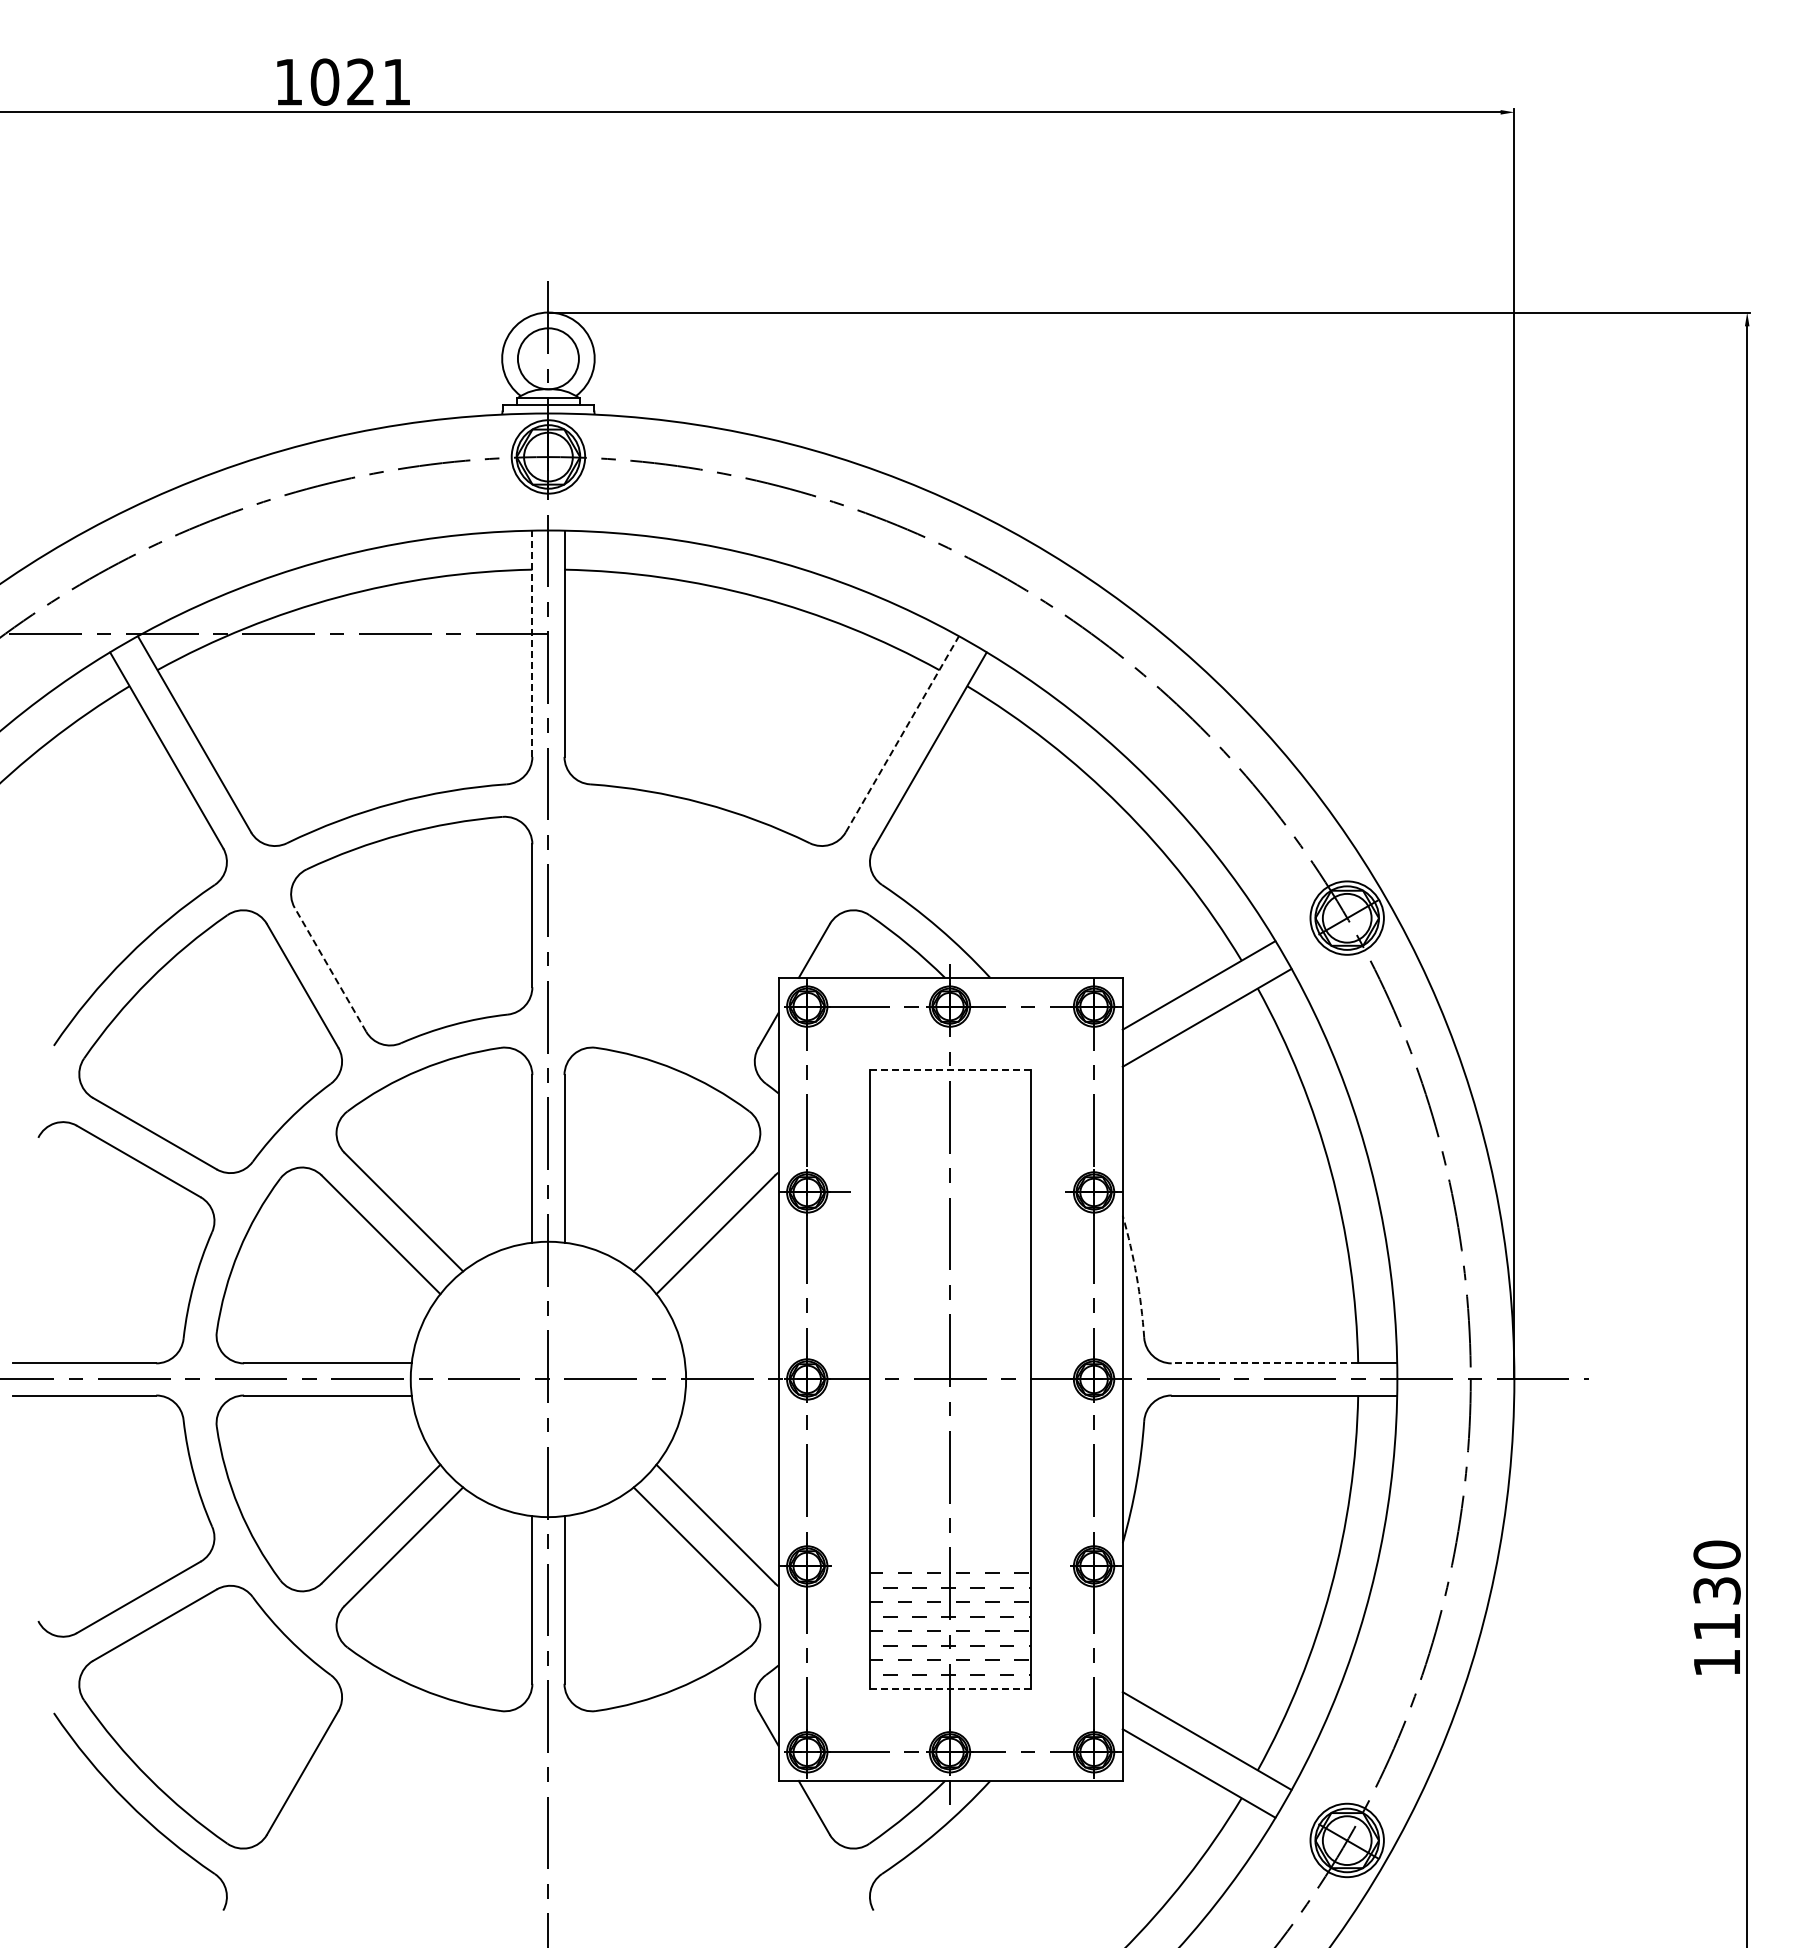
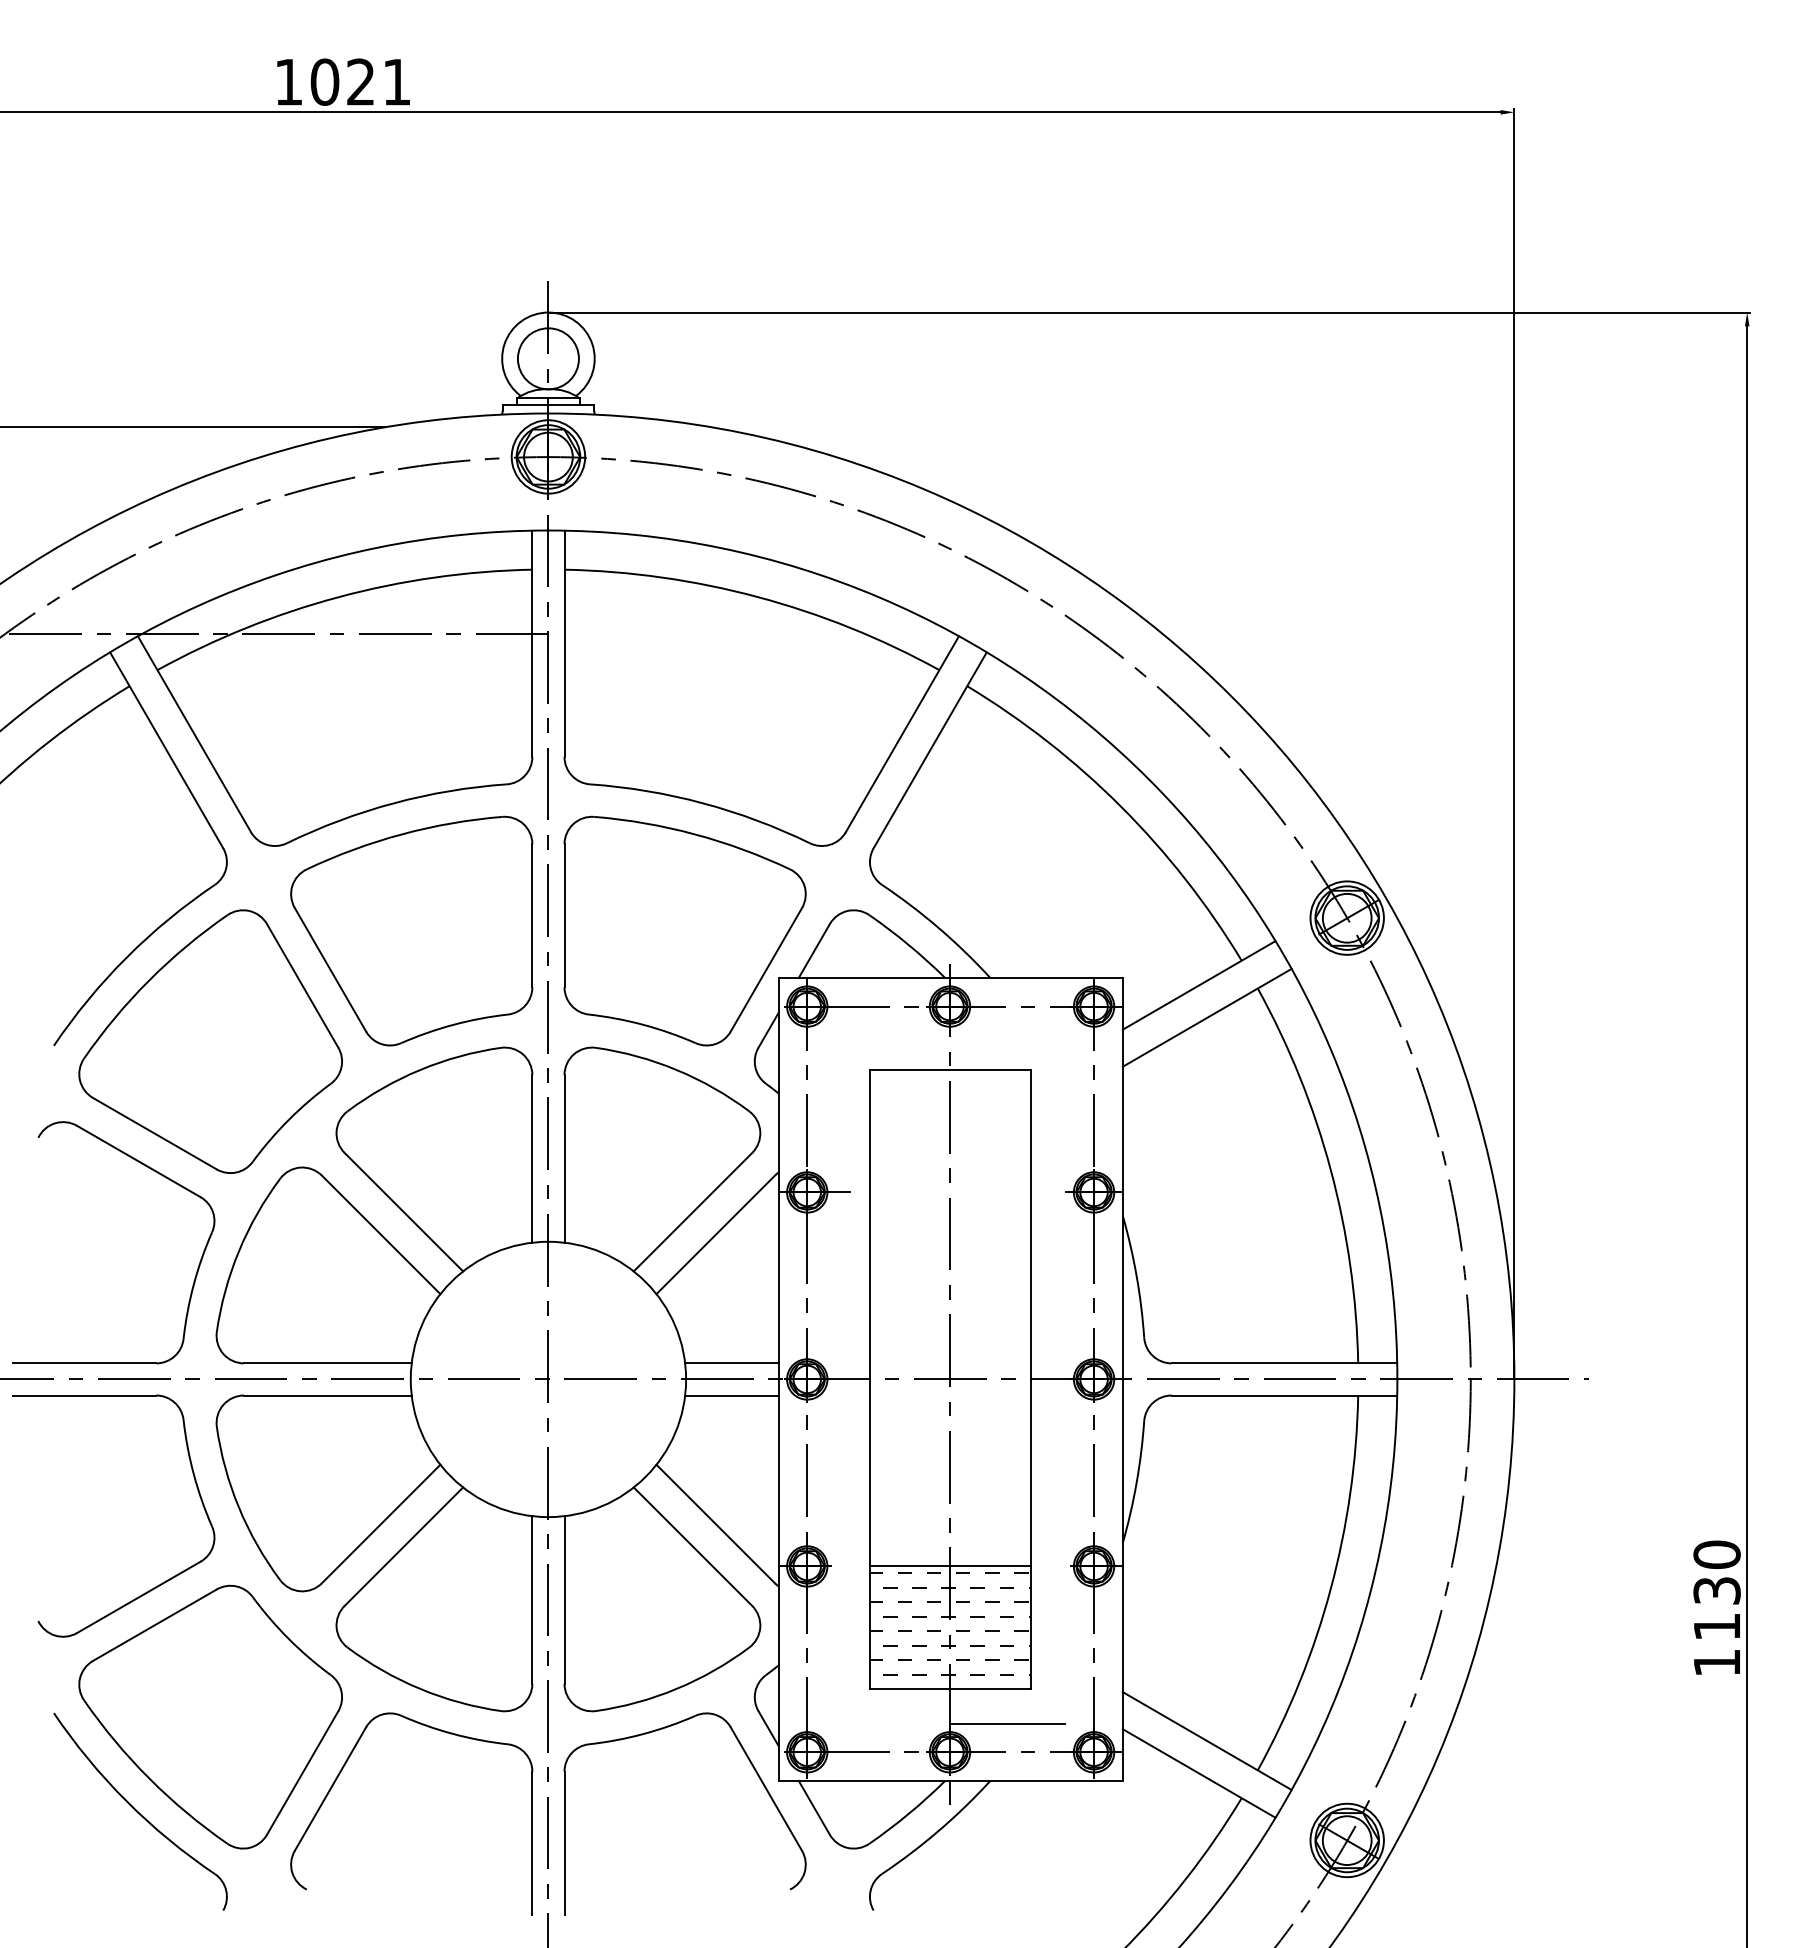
line: none -> present (193, 427)
line: dashed -> solid (532, 643)
line: dashed -> solid (902, 733)
part: none -> present (684, 930)
line: dashed -> solid (330, 969)
line: dashed -> solid (950, 1069)
arc: dashed -> solid (1136, 1276)
line: none -> present (731, 1363)
line: dashed -> solid (1264, 1363)
line: none -> present (731, 1395)
line: none -> present (950, 1566)
line: dashed -> solid (950, 1689)
line: none -> present (1007, 1723)
part: none -> present (341, 1772)
part: none -> present (756, 1774)
